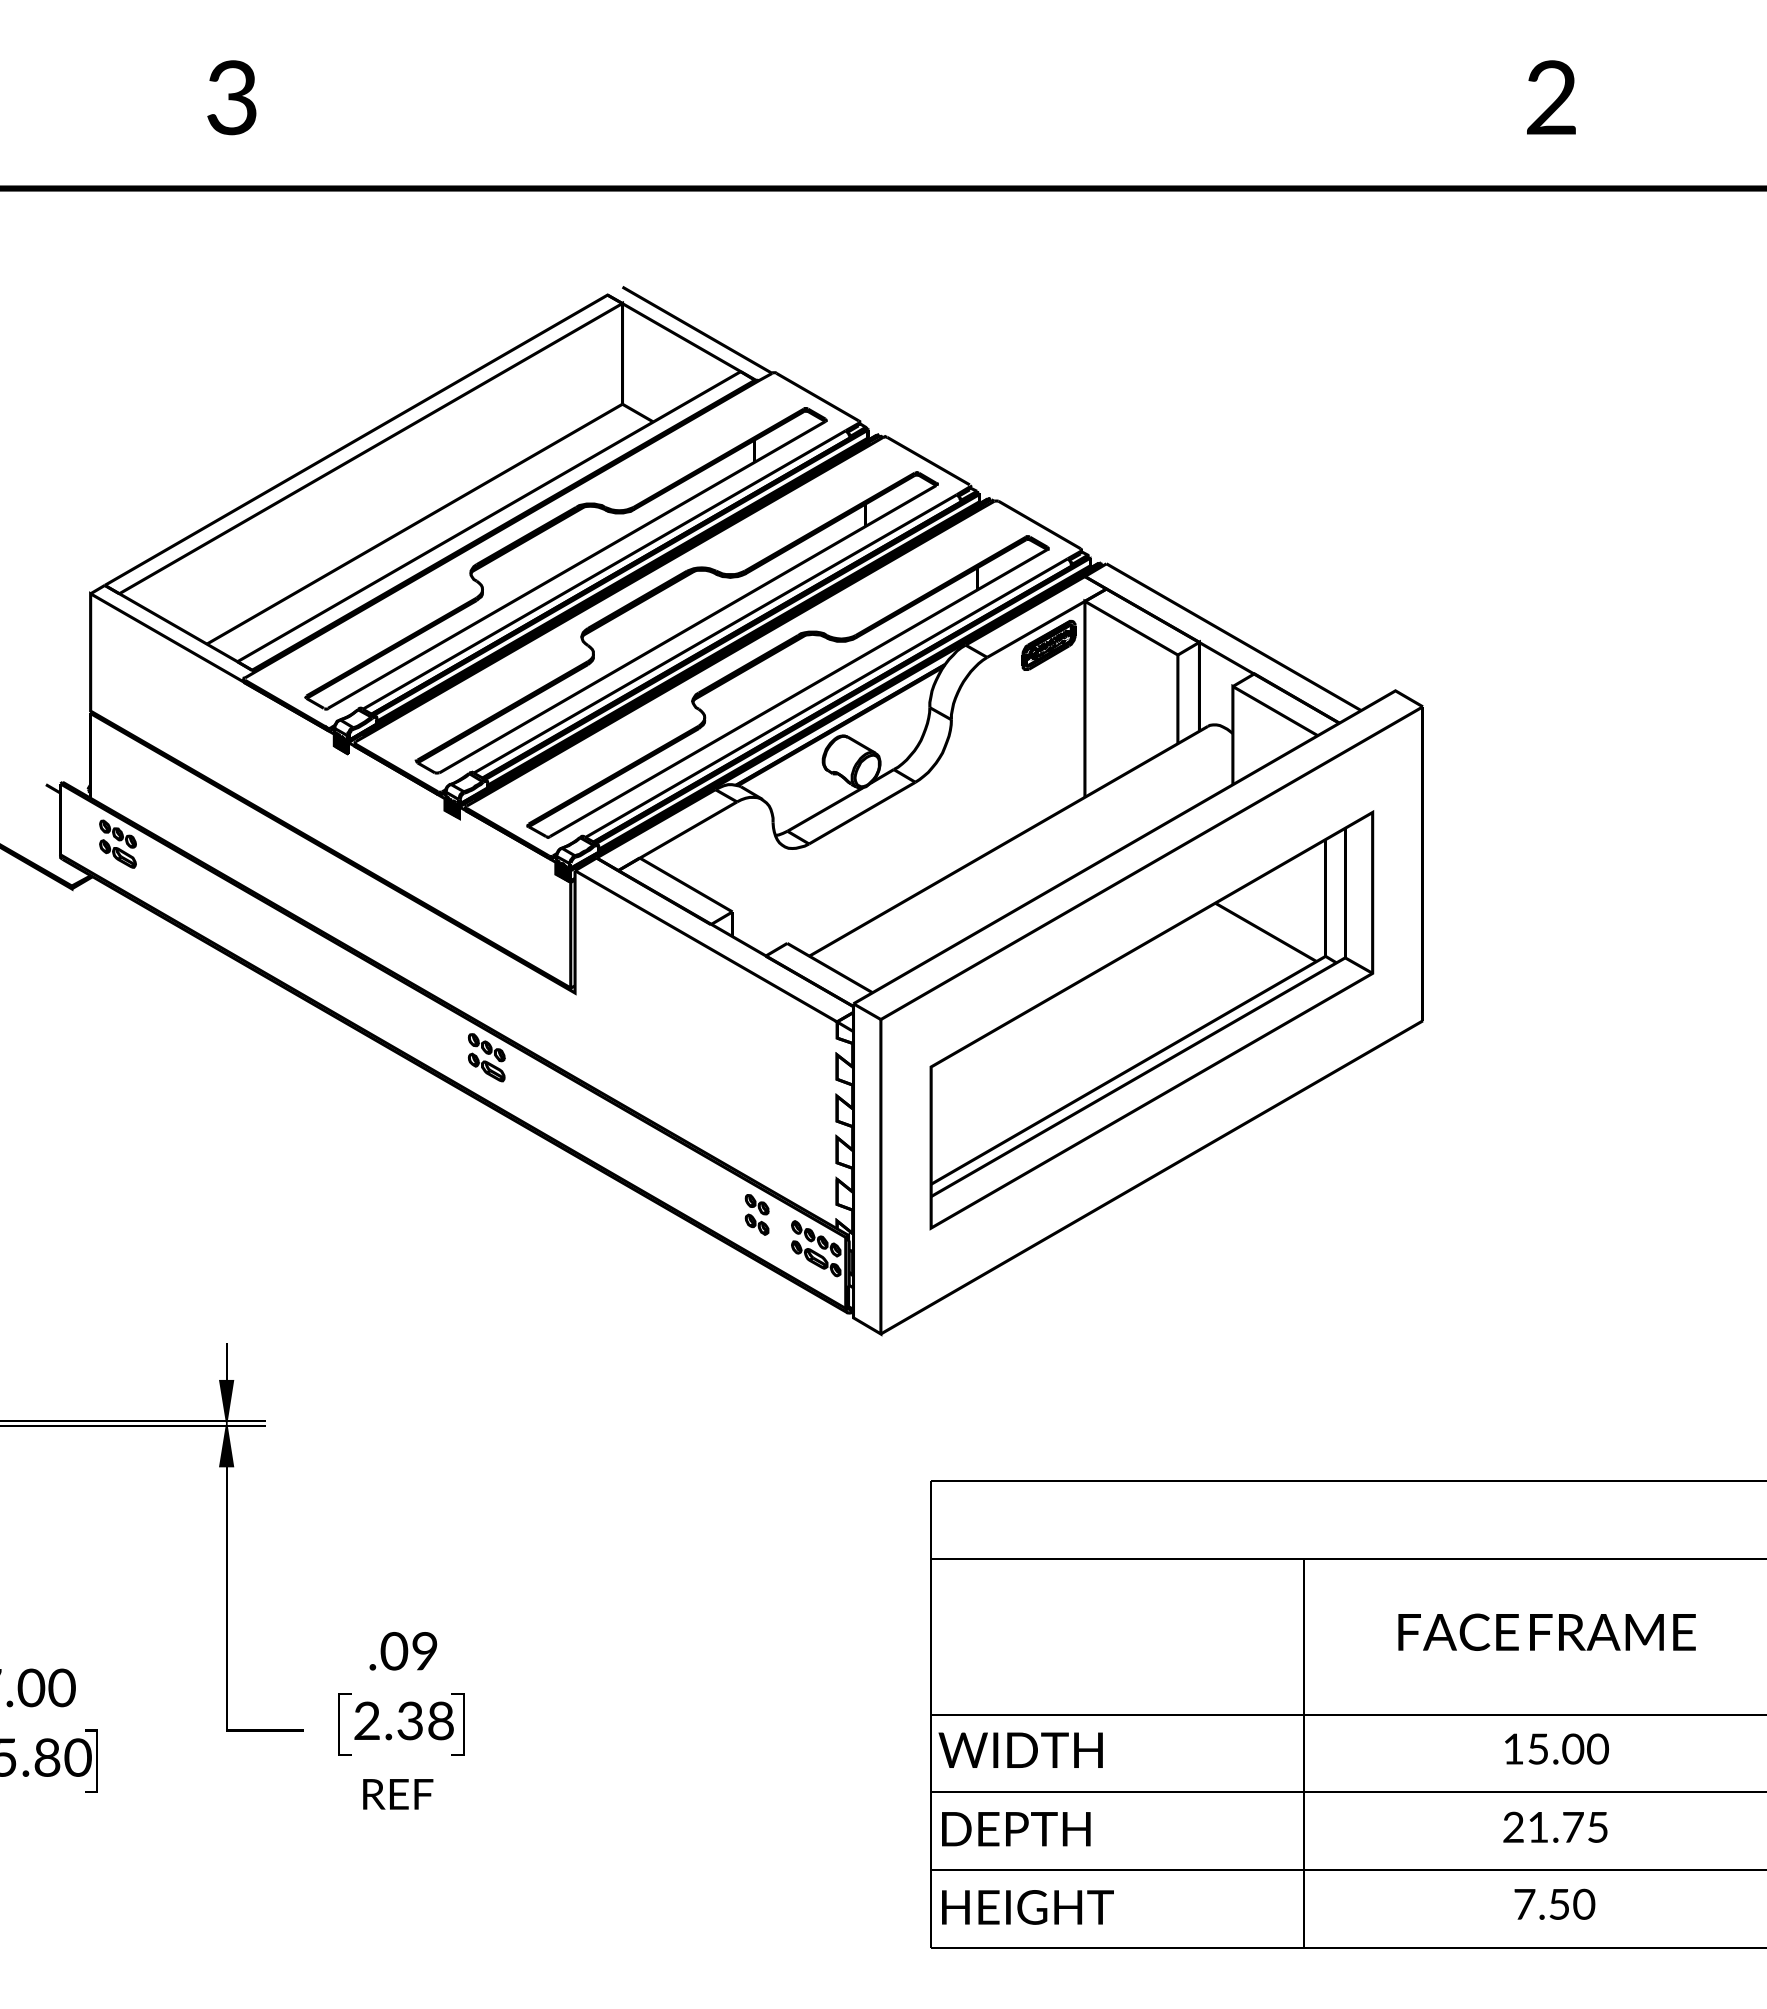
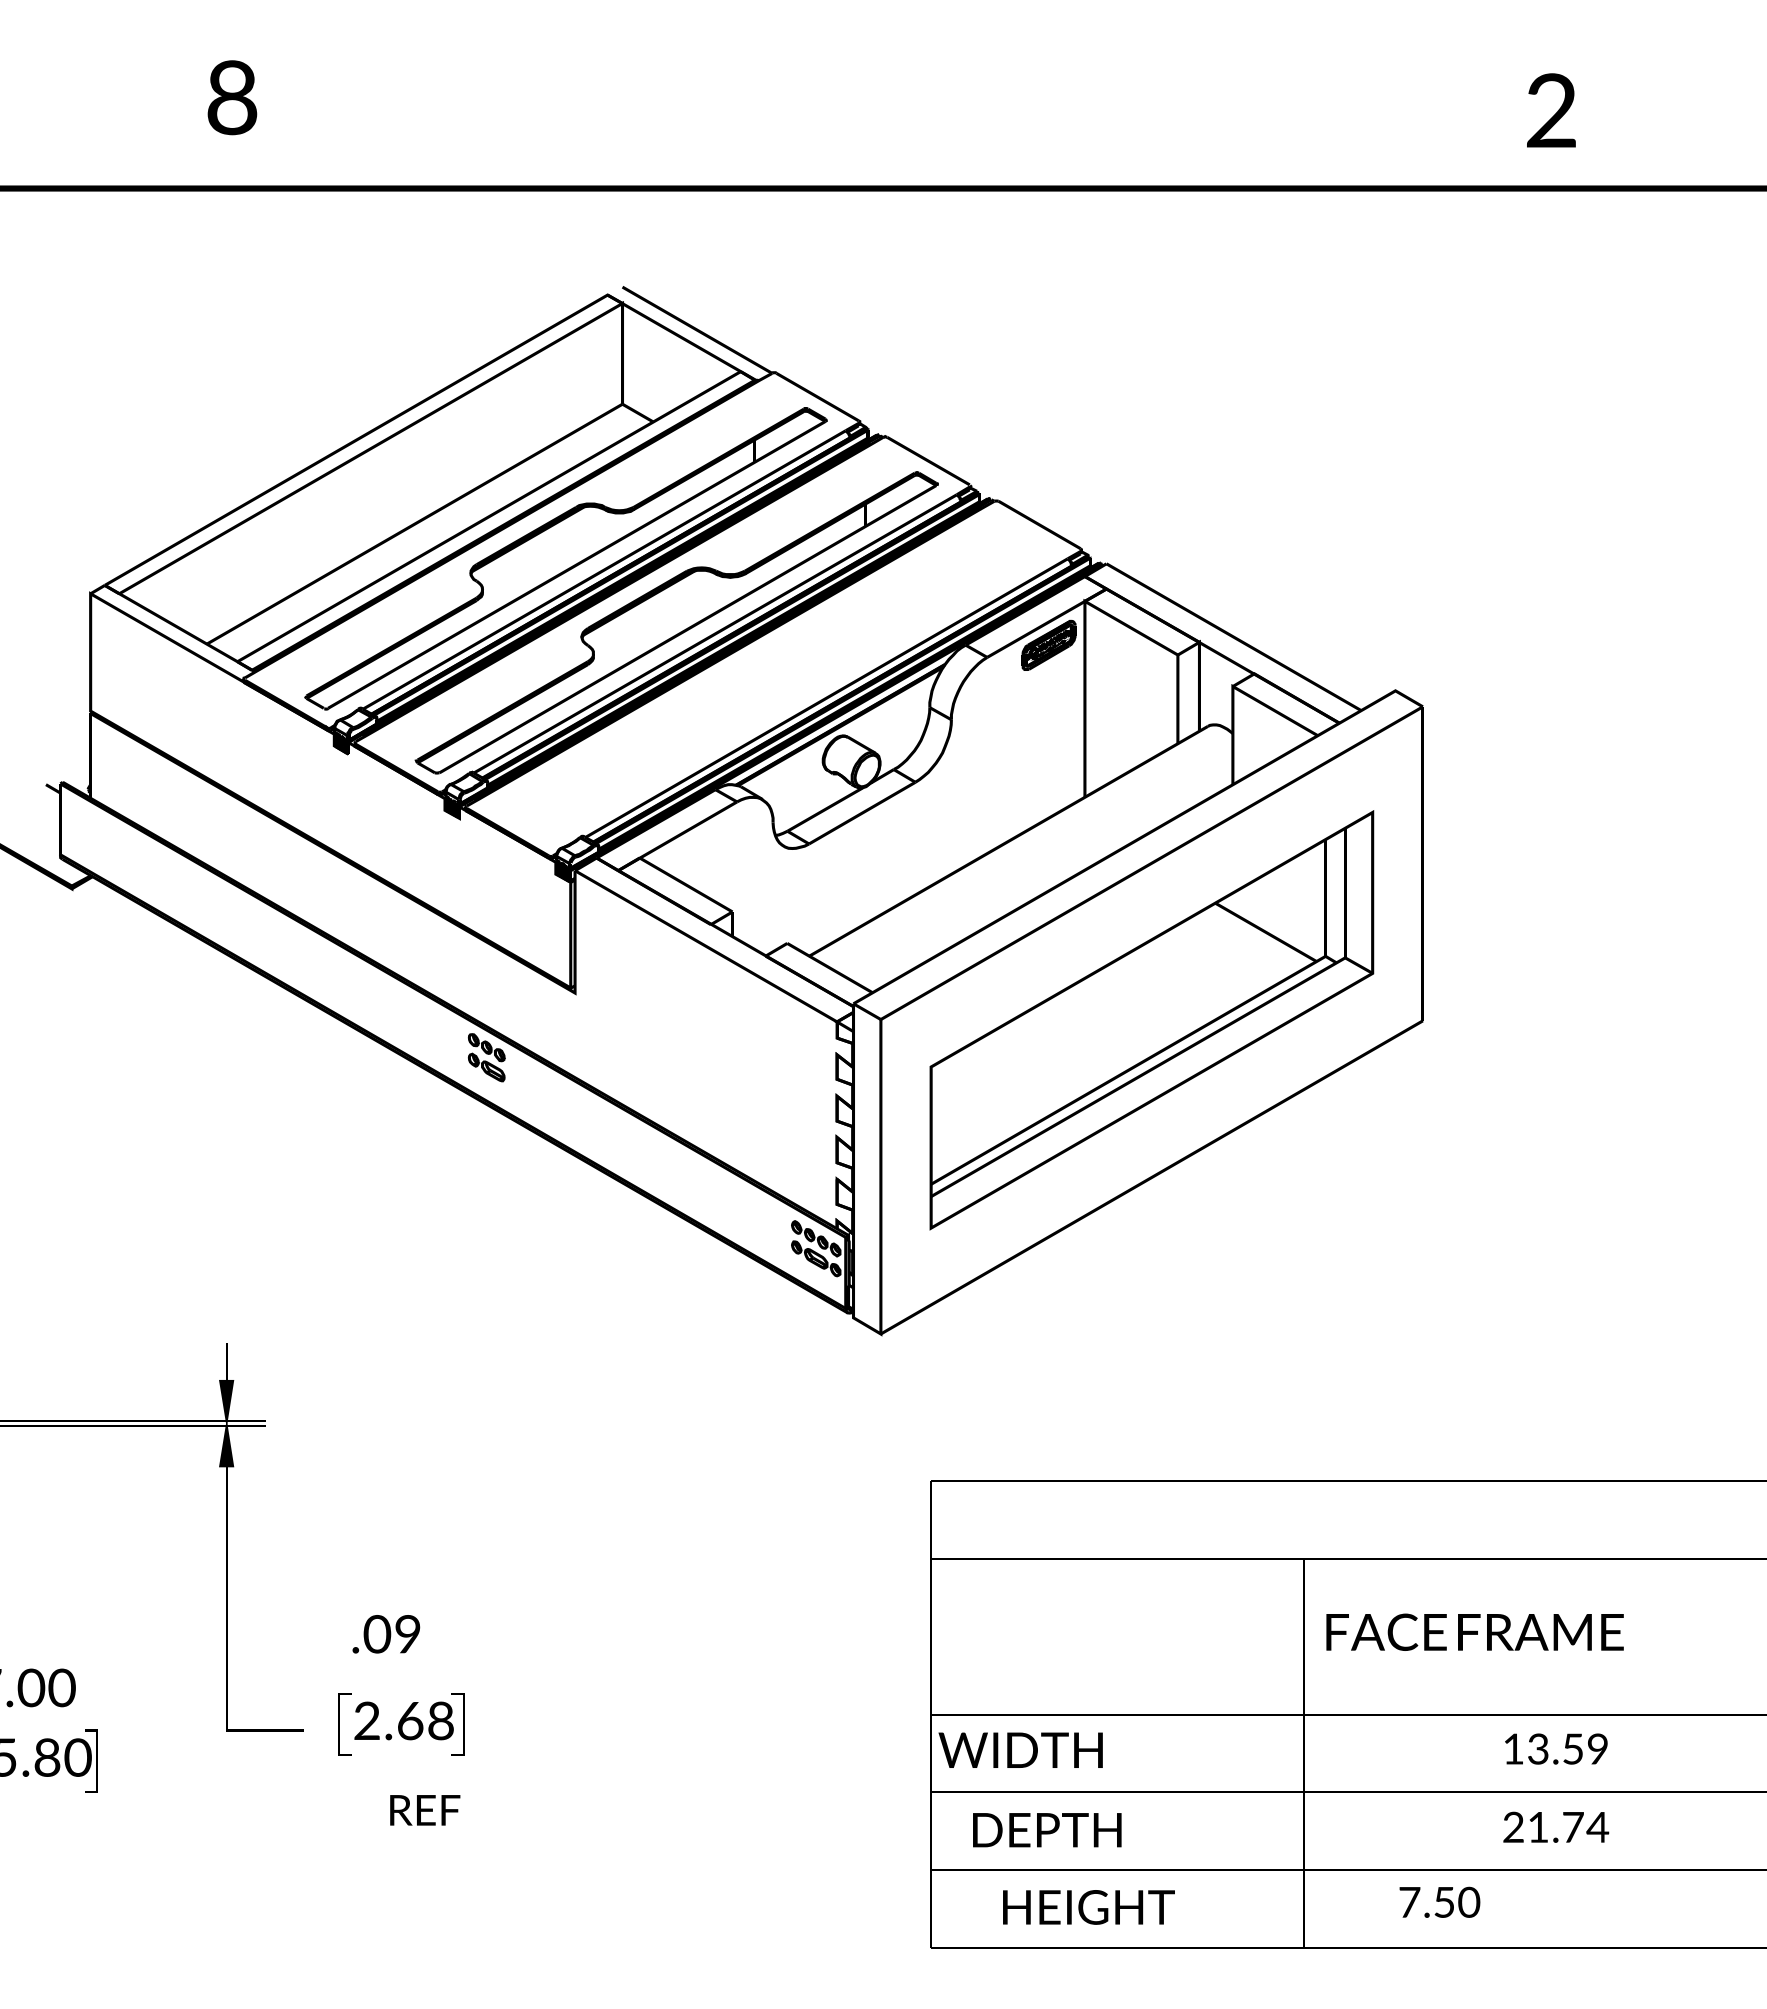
text: 3 -> 8 (232, 97)
text position: (1551, 97) -> (1551, 110) (1551, 110)
part: present -> none (787, 686)
part: present -> none (117, 843)
part: present -> none (756, 1214)
text position: (1546, 1631) -> (1474, 1631) (1474, 1631)
text position: (403, 1651) -> (386, 1634) (386, 1634)
text: 2.38 -> 2.68 (410, 1720)
text: 15.00 -> 13.59 (1568, 1748)
text position: (398, 1794) -> (425, 1810) (425, 1810)
text: 21.75 -> 21.74 (1597, 1827)
text position: (1016, 1829) -> (1047, 1830) (1047, 1830)
text position: (1554, 1903) -> (1439, 1901) (1439, 1901)
text position: (1027, 1907) -> (1088, 1907) (1088, 1907)
